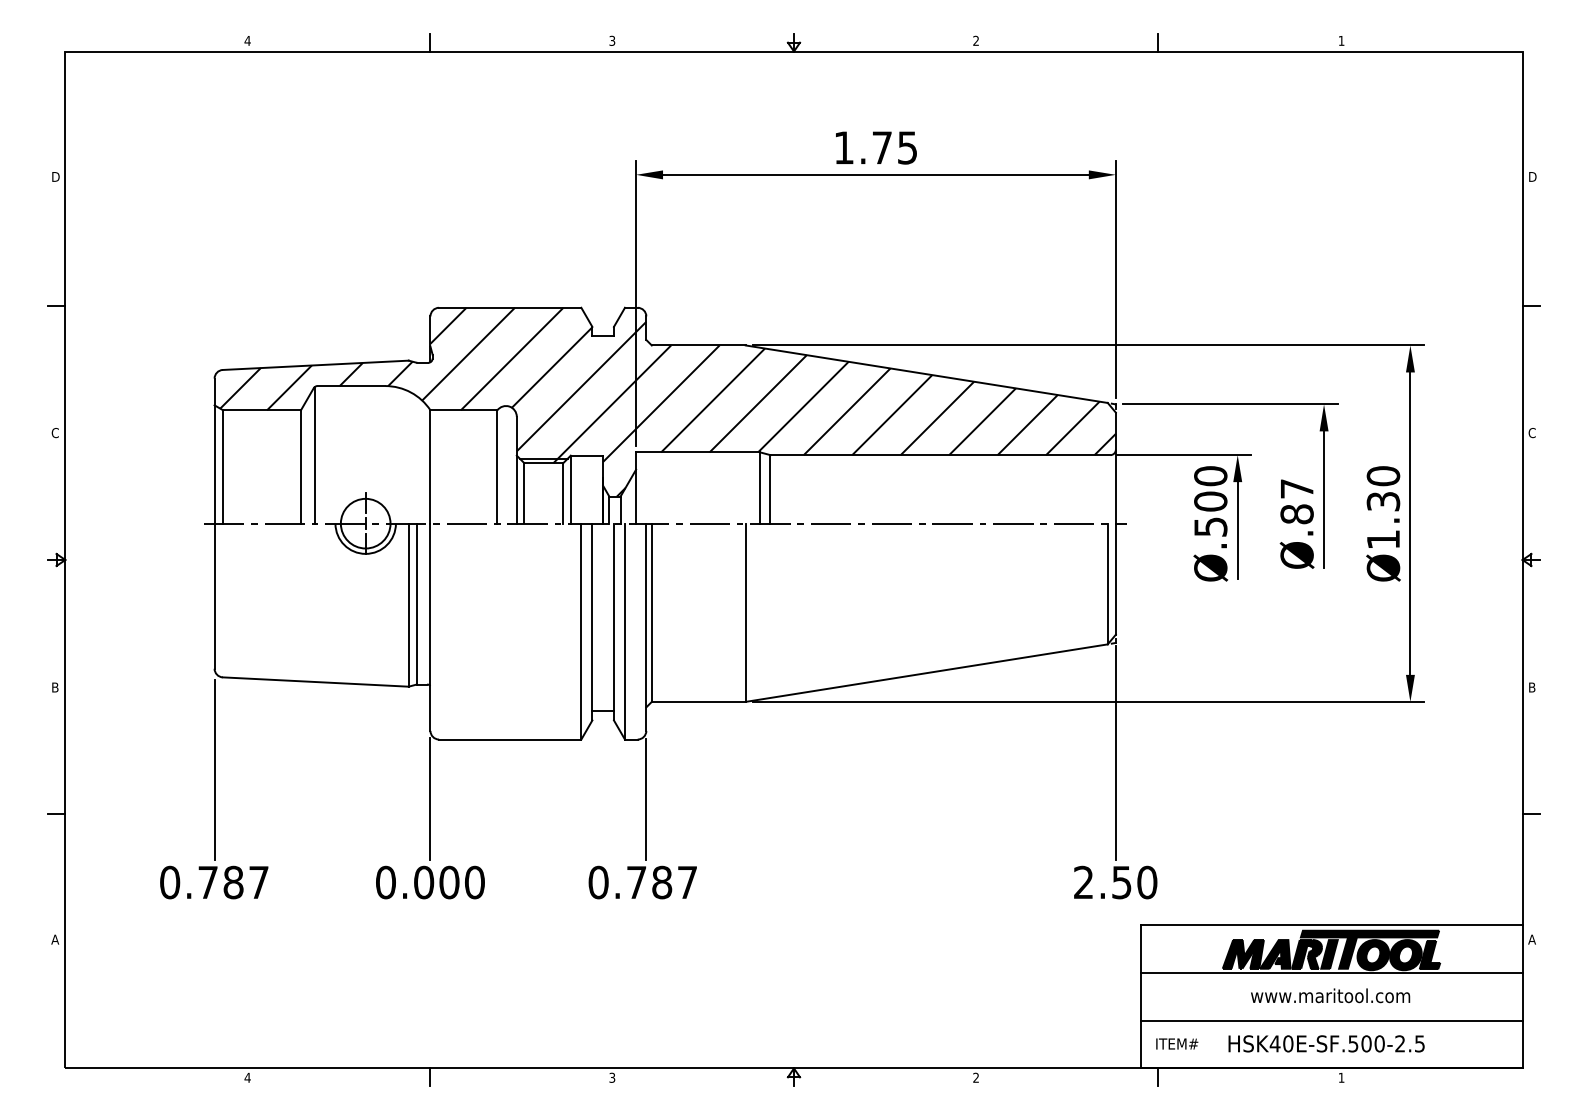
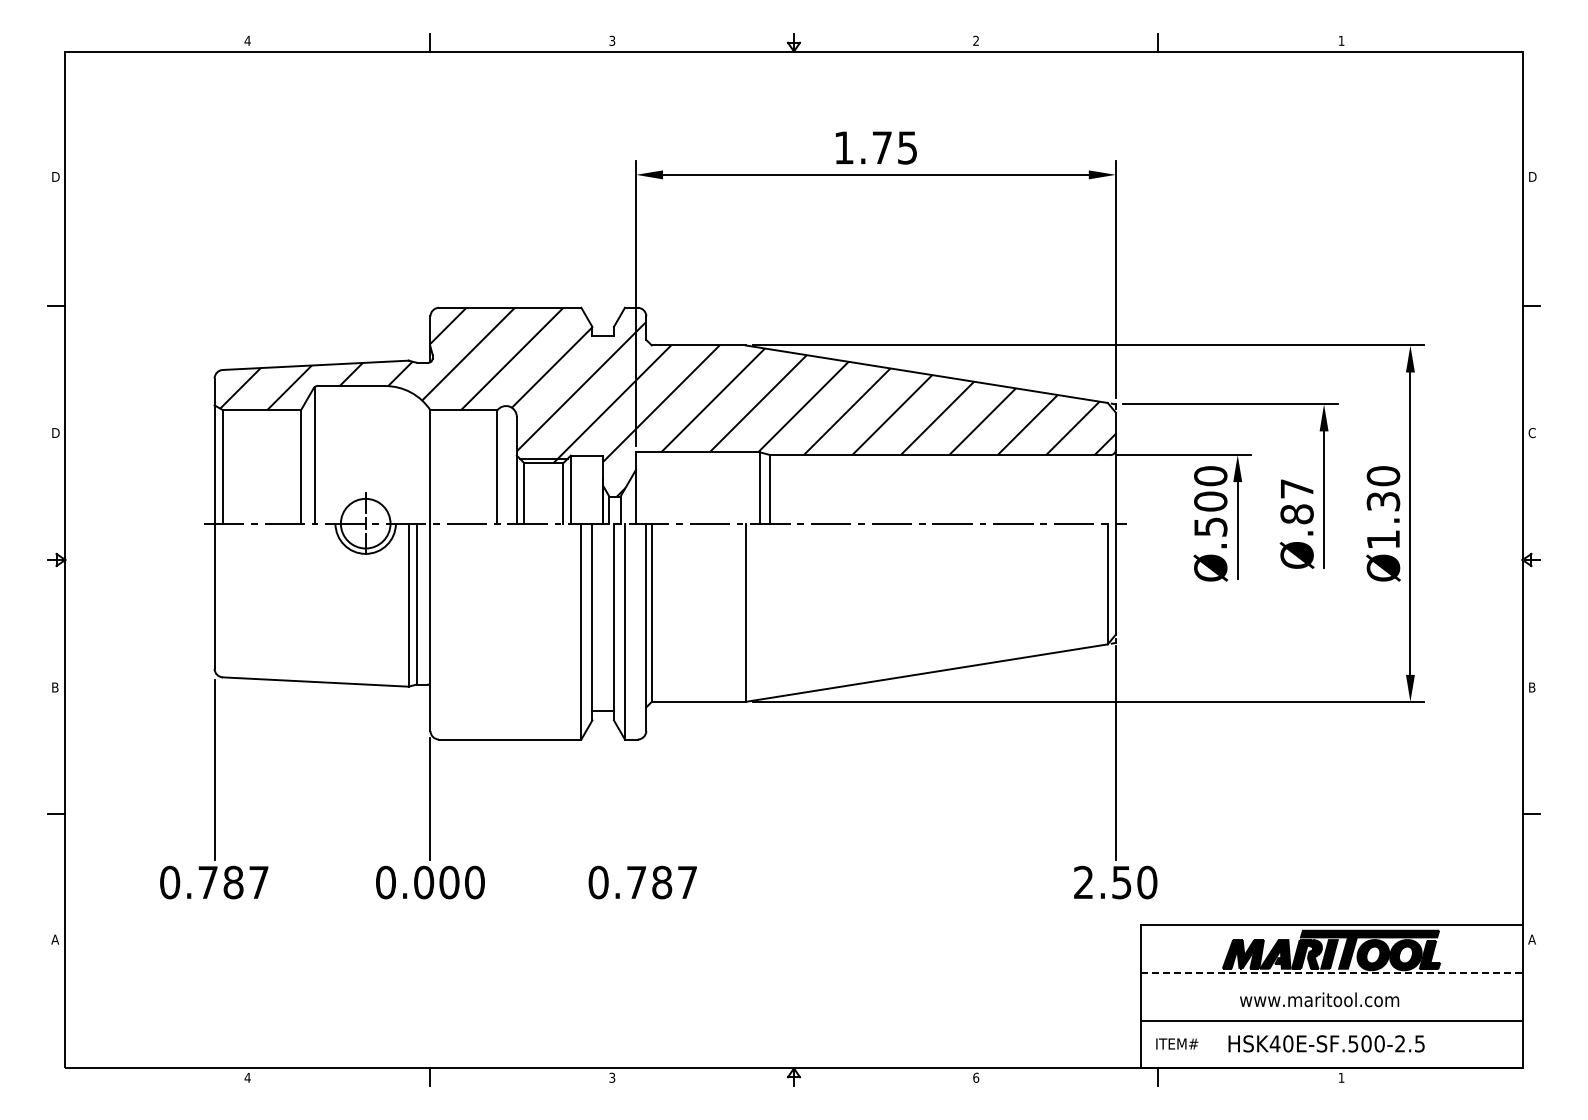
text: C -> D (55, 433)
line: present -> none (646, 798)
line: solid -> dashed (1332, 973)
text position: (1330, 995) -> (1319, 999) (1319, 999)
text: 2 -> 6 (976, 1077)
